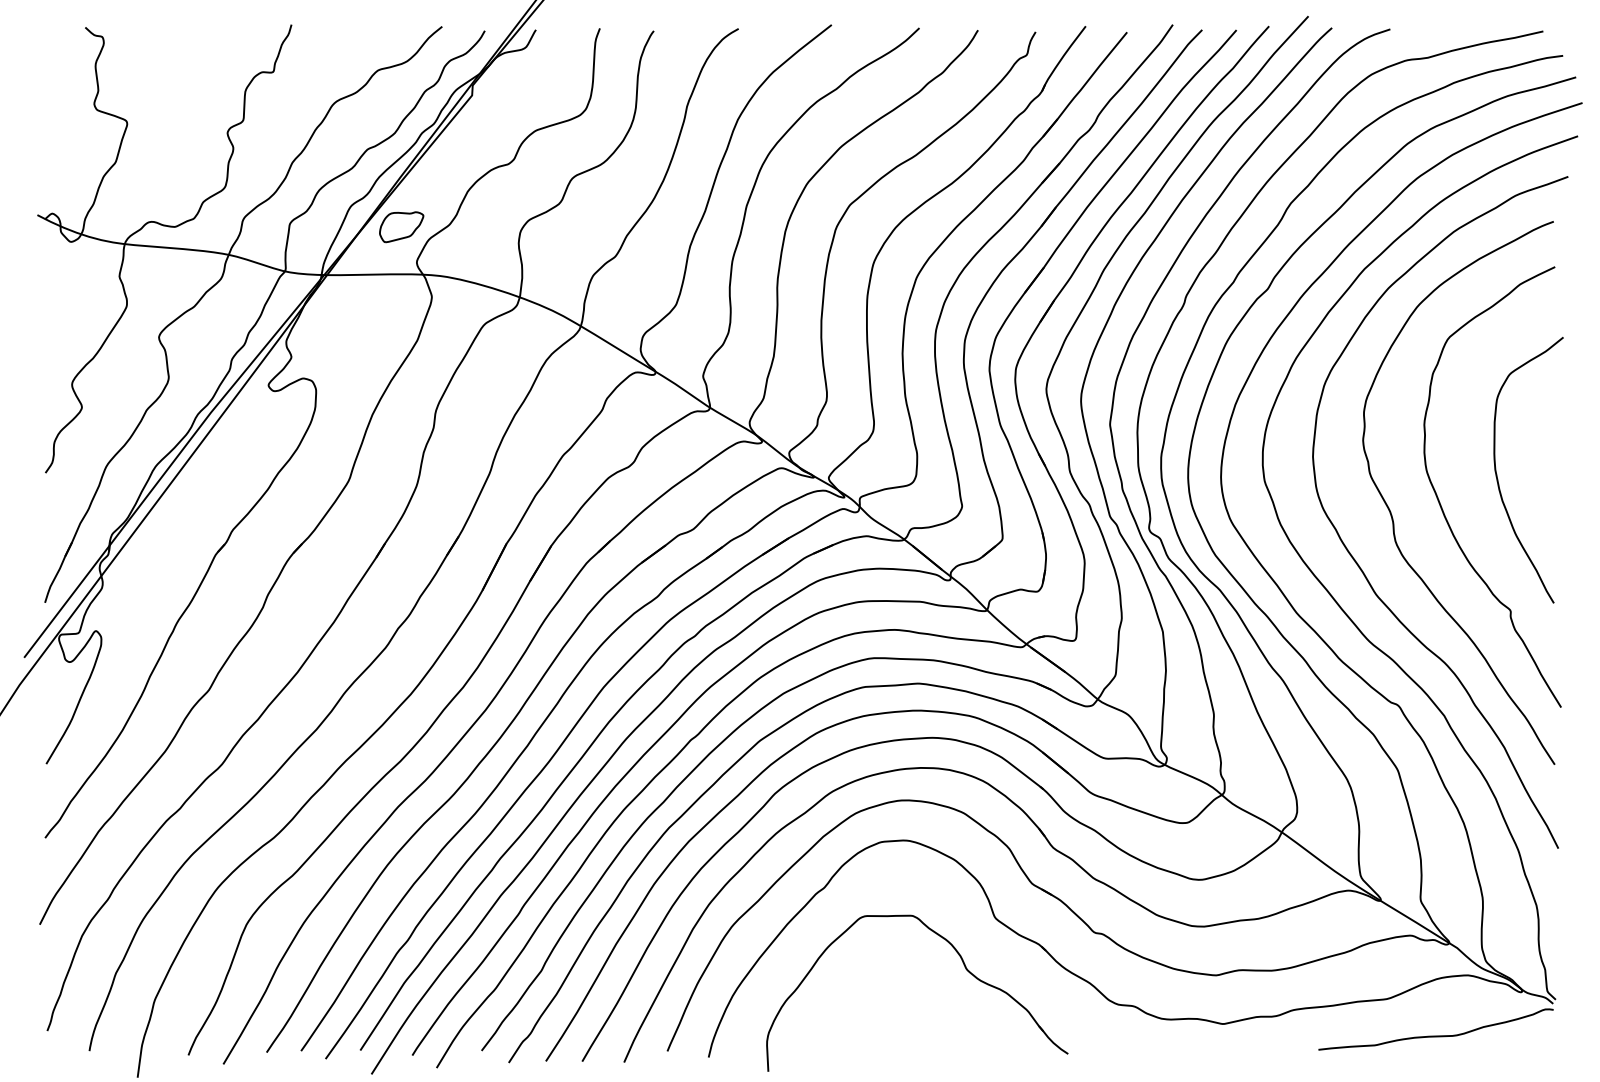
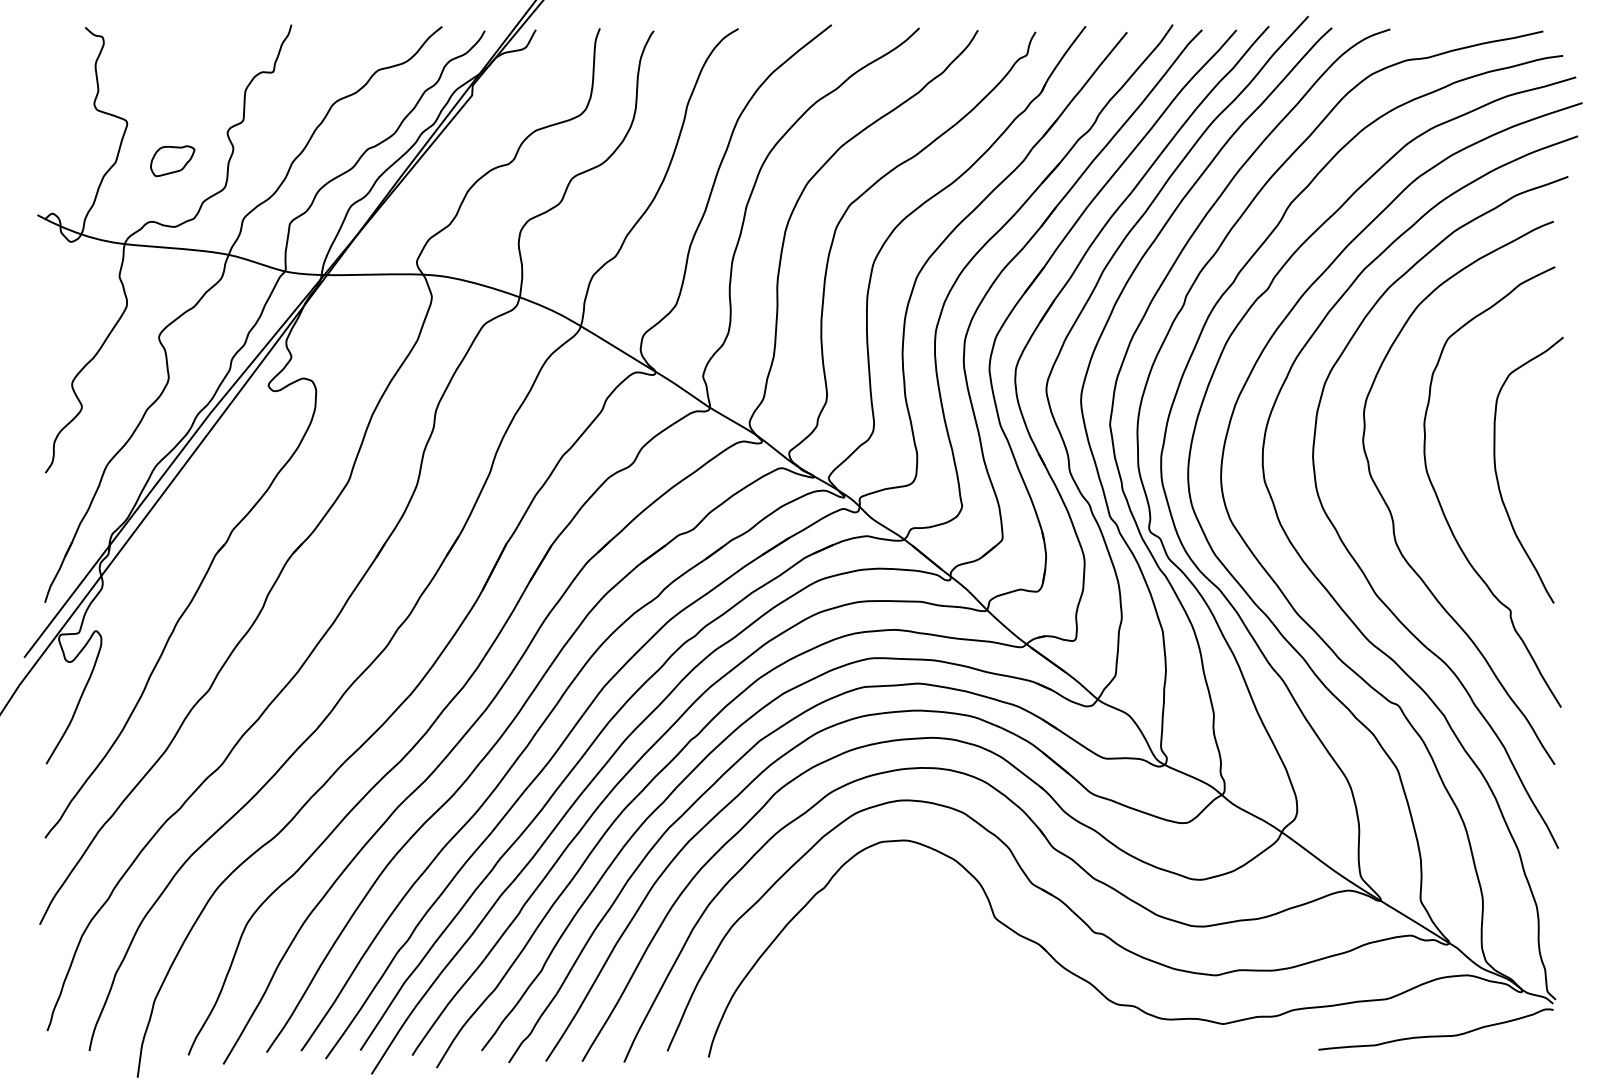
part position: (401, 227) -> (172, 161) (172, 161)
part: present -> none (965, 969)
